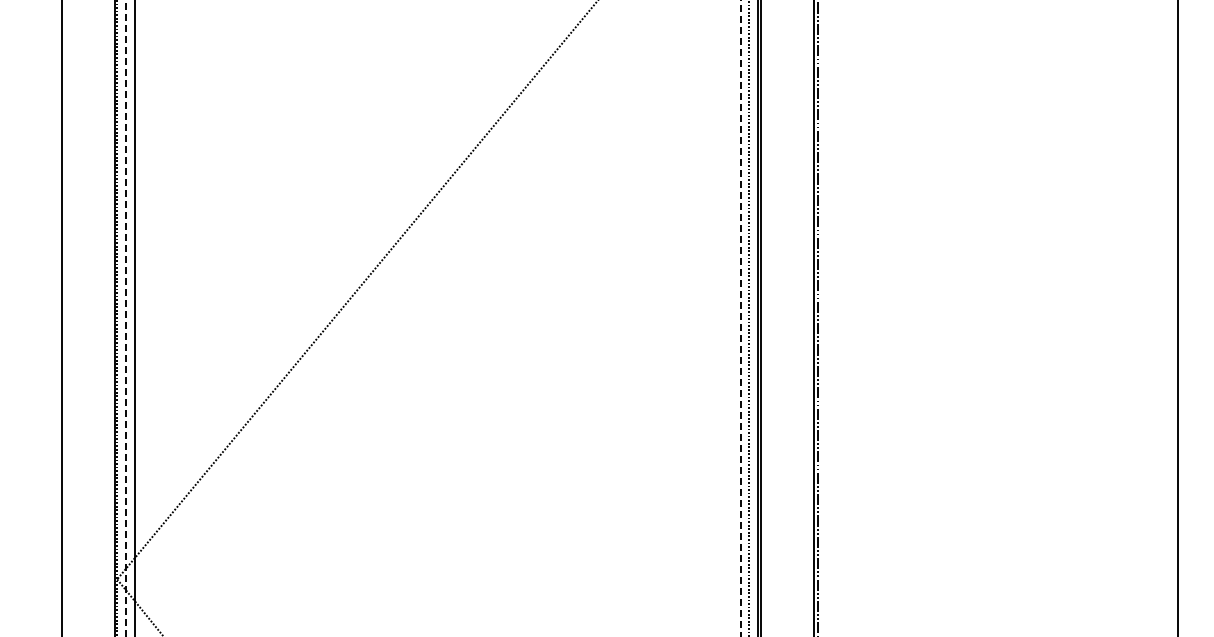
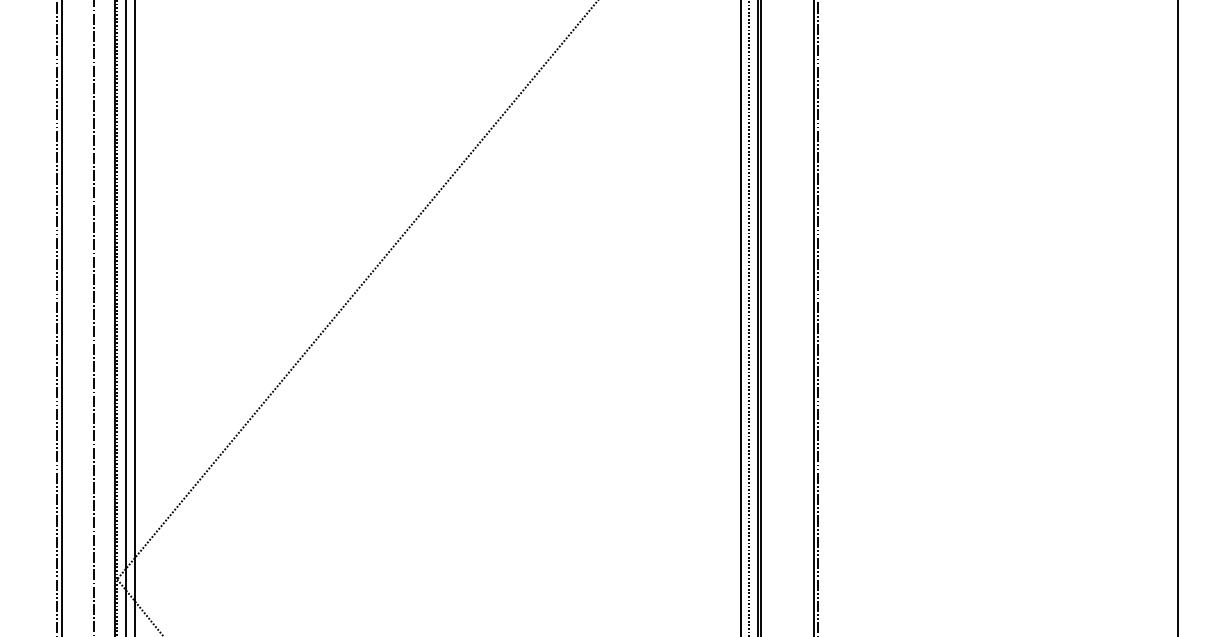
line: none -> present (57, 317)
line: none -> present (93, 317)
line: dashed -> solid (126, 318)
line: dashed -> solid (740, 318)
